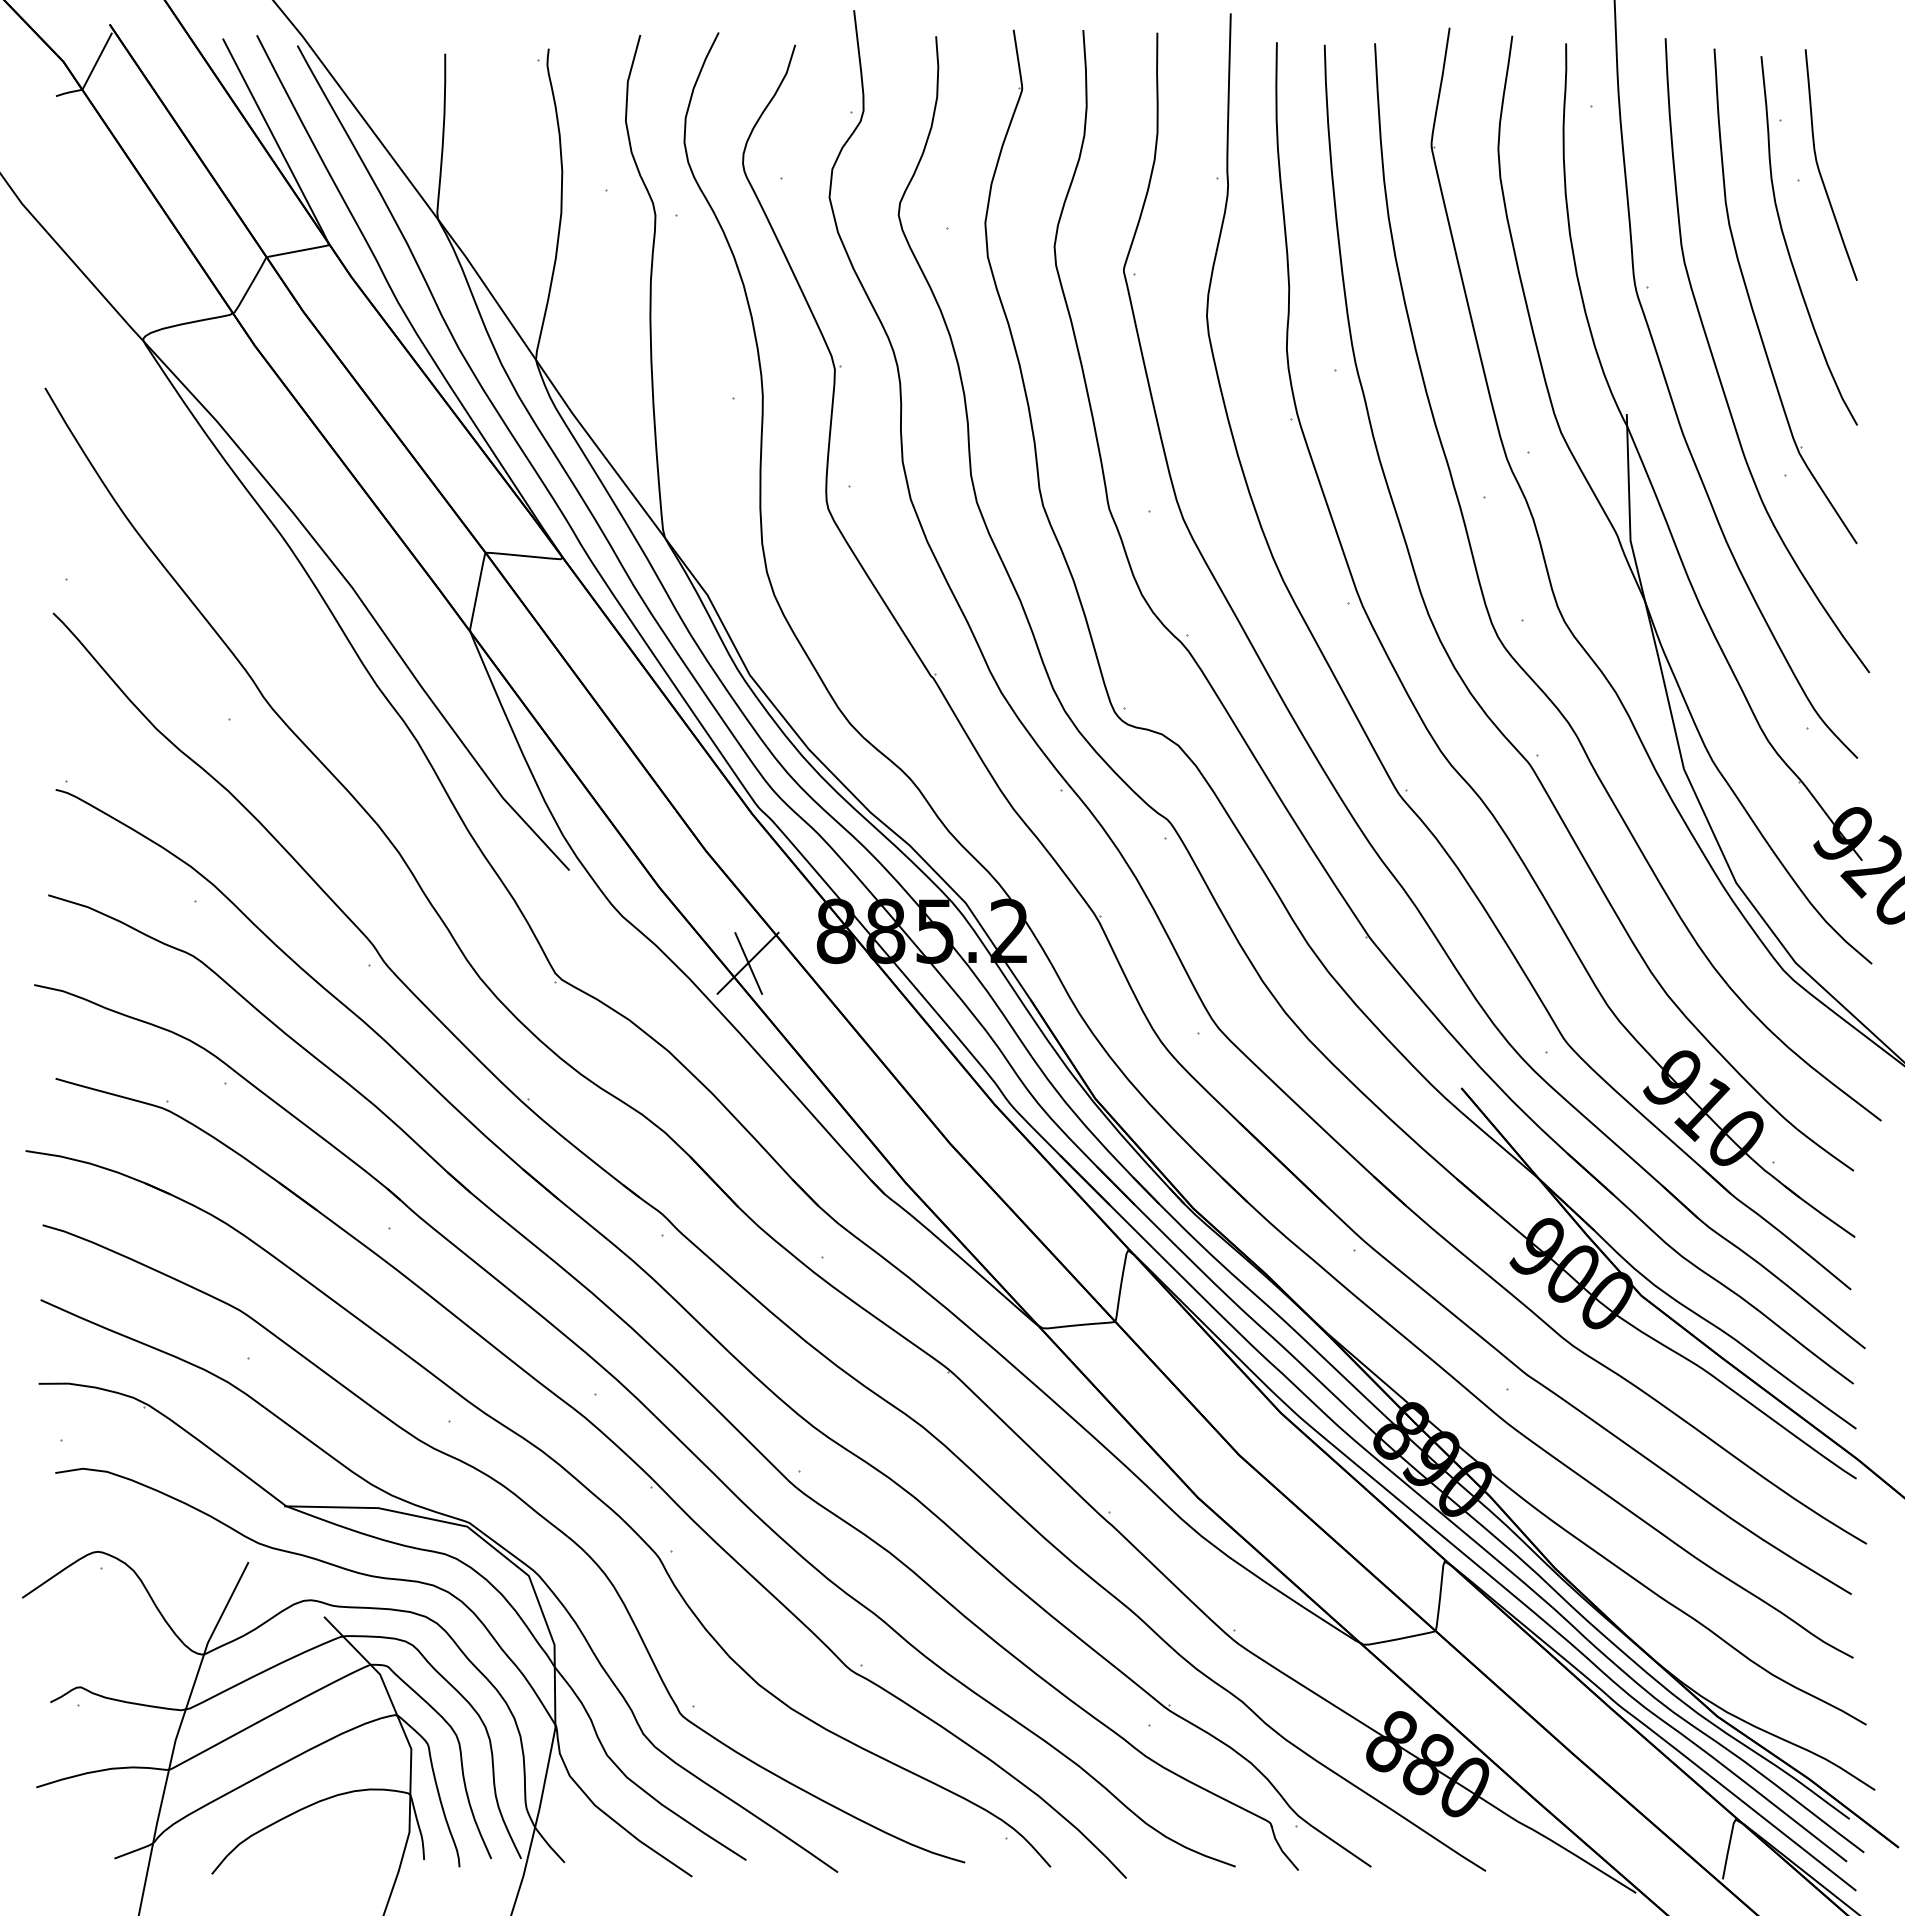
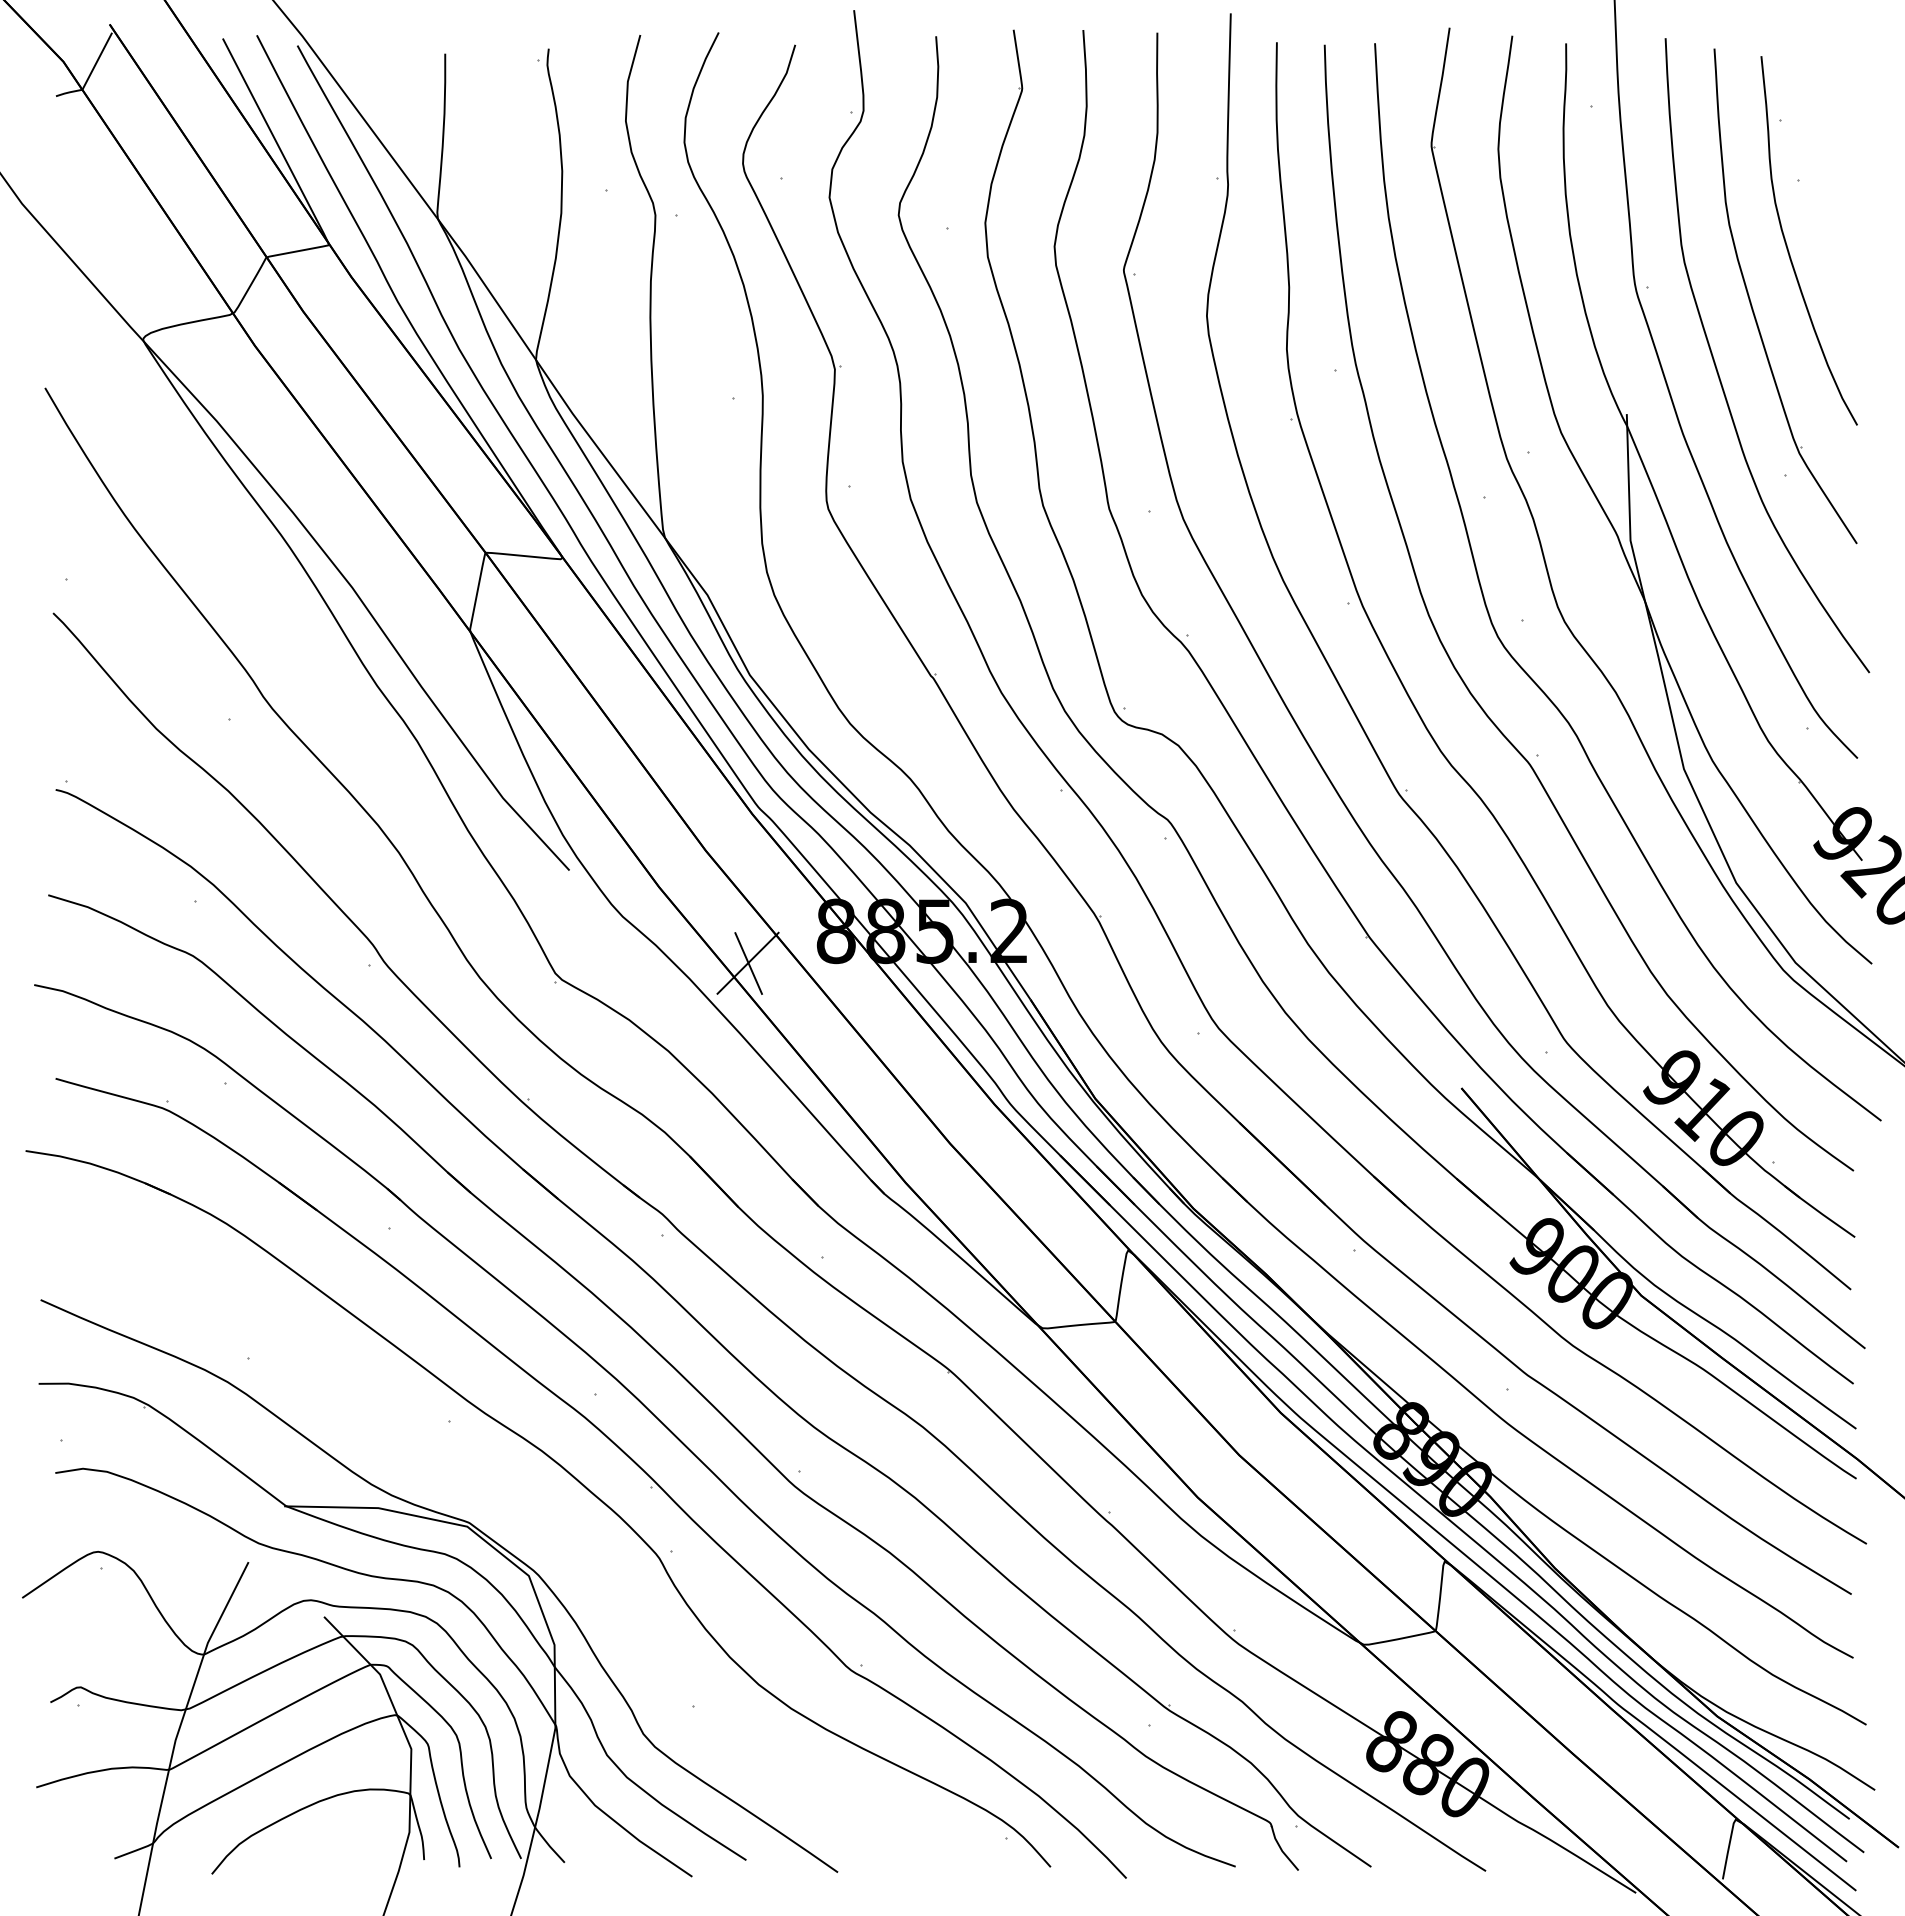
curve: present -> none (1819, 167)
curve: present -> none (532, 1510)
